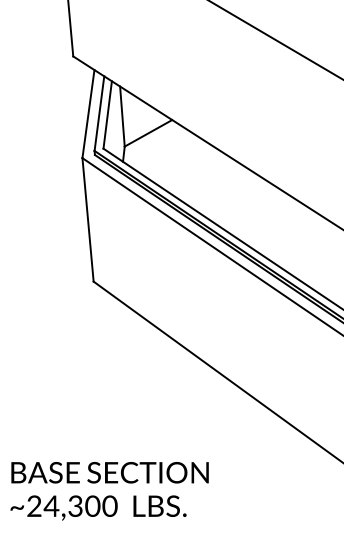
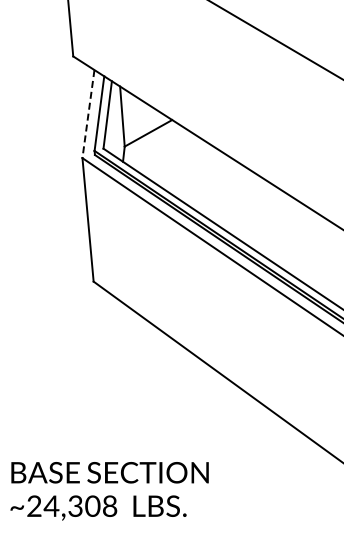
line: solid -> dashed (88, 114)
text: ~24,300 -> ~24,308 (109, 506)
